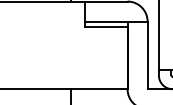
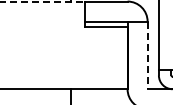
line: solid -> dashed (43, 1)
line: solid -> dashed (147, 55)
